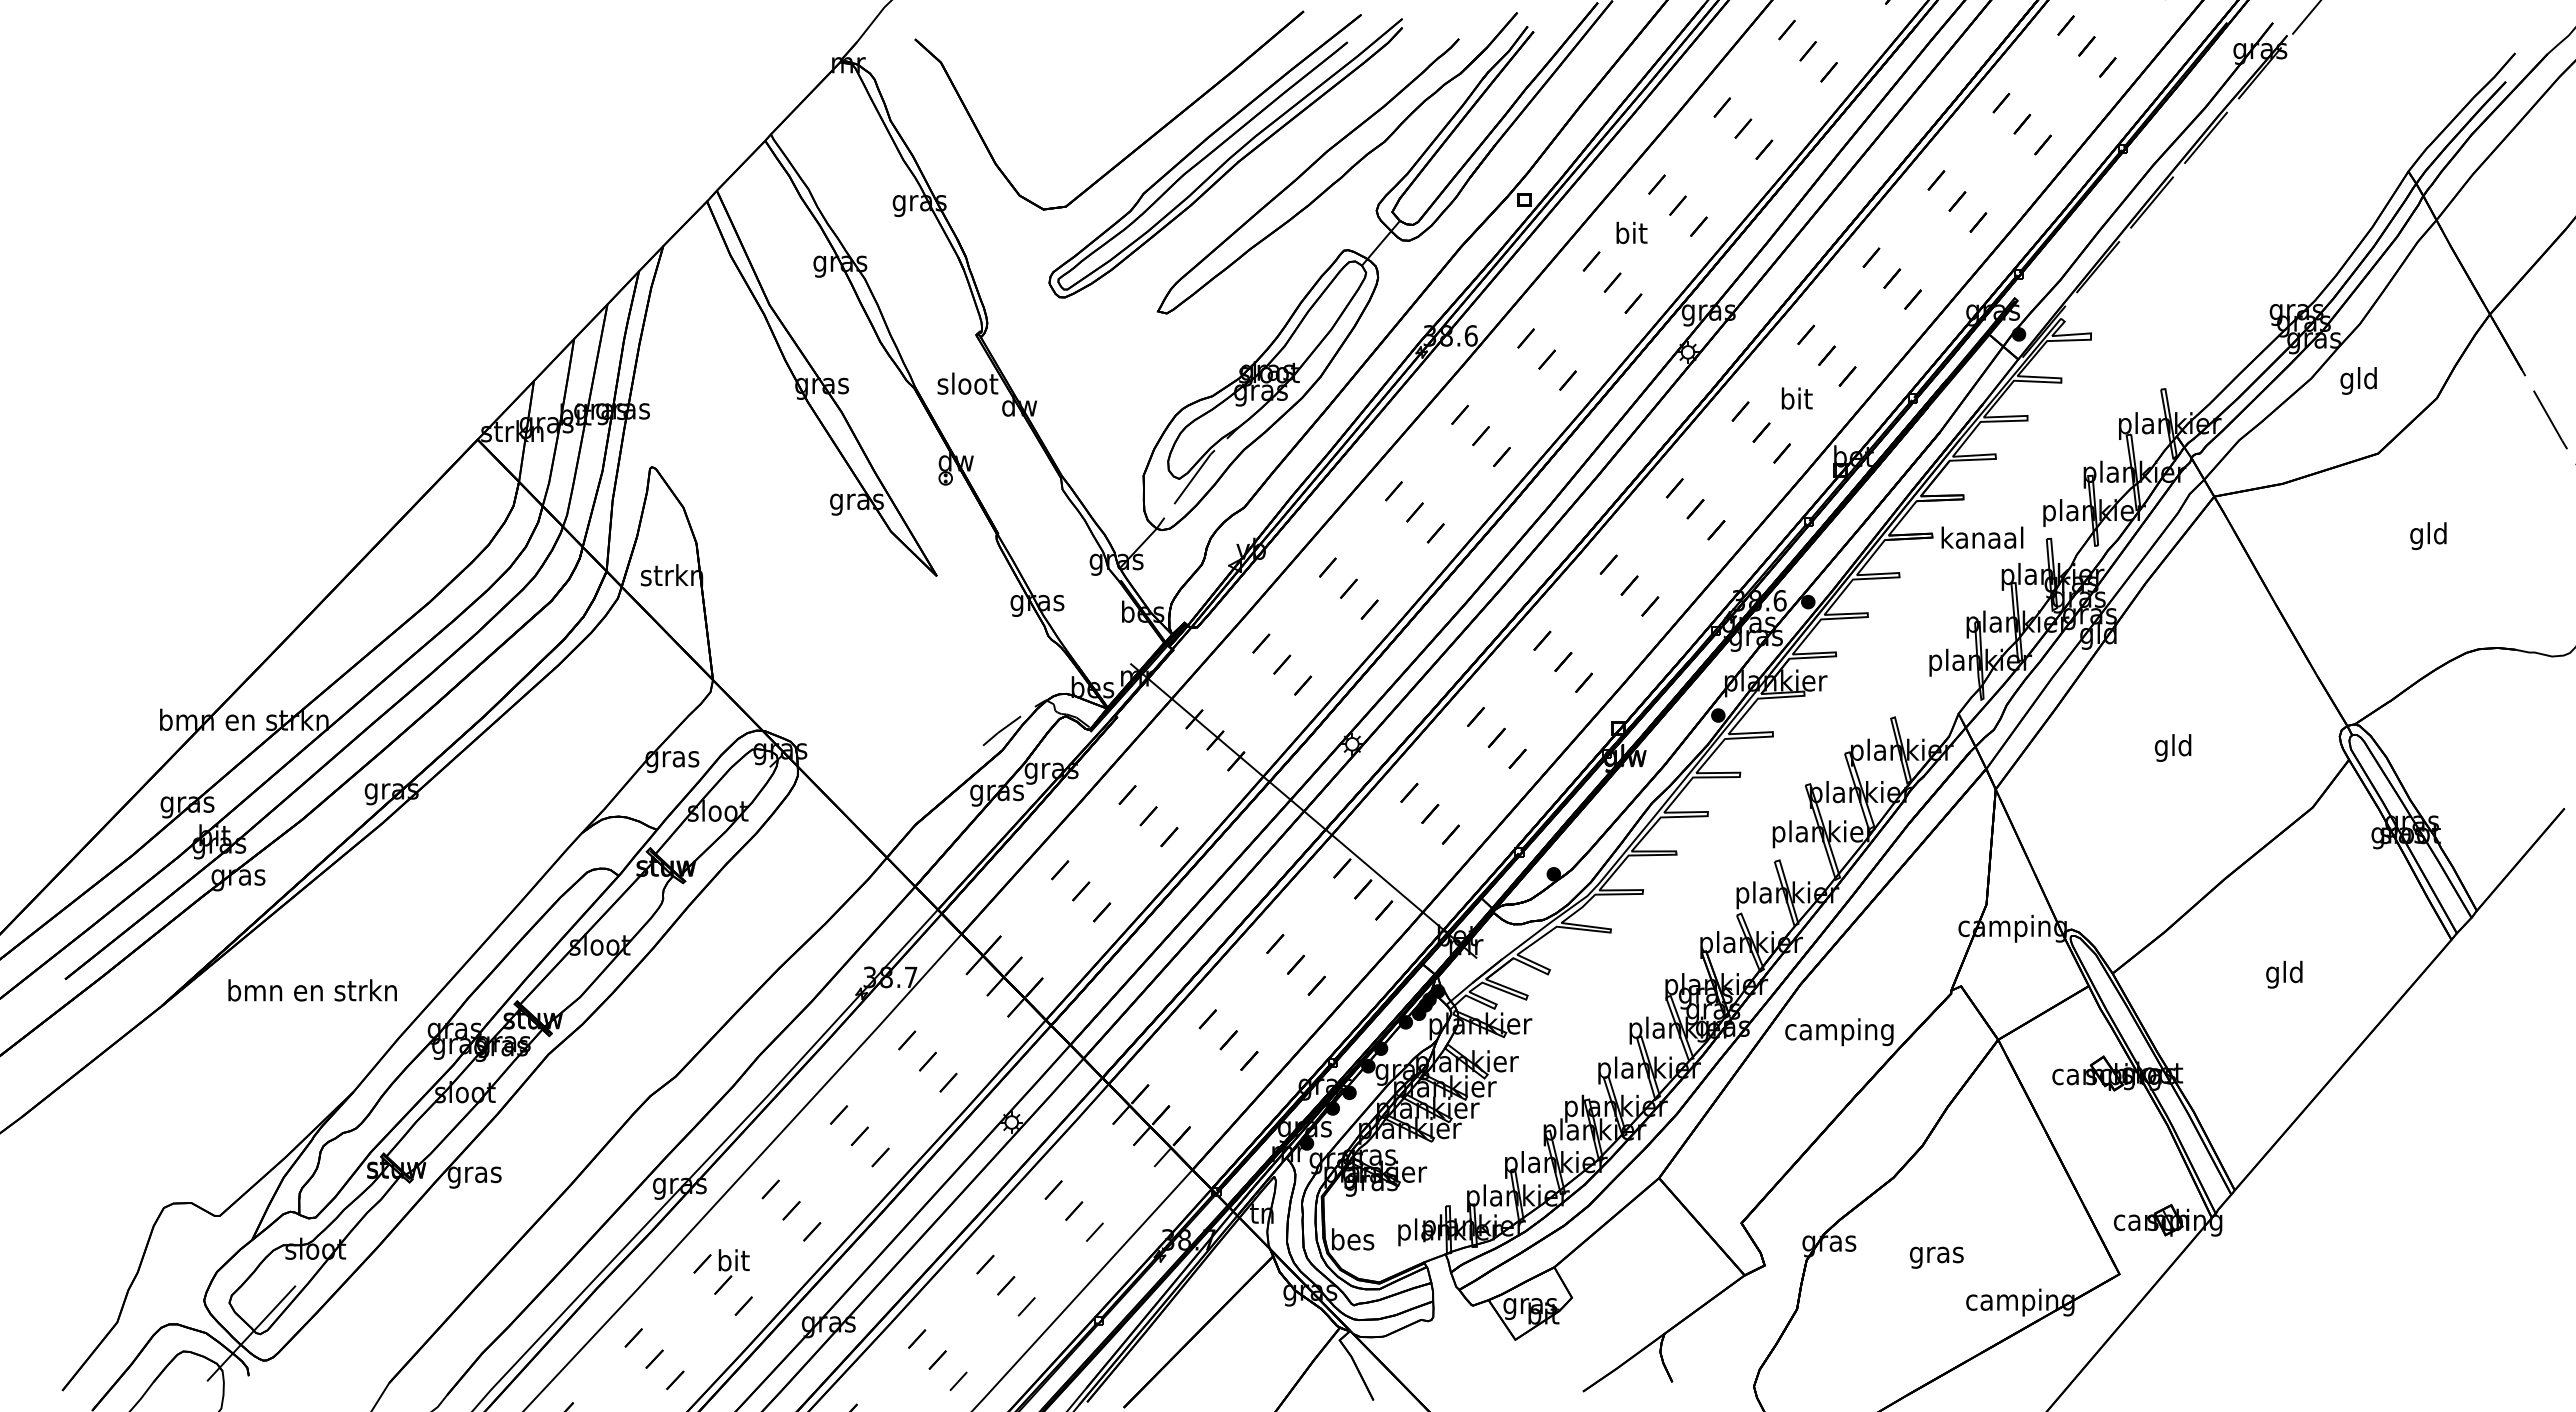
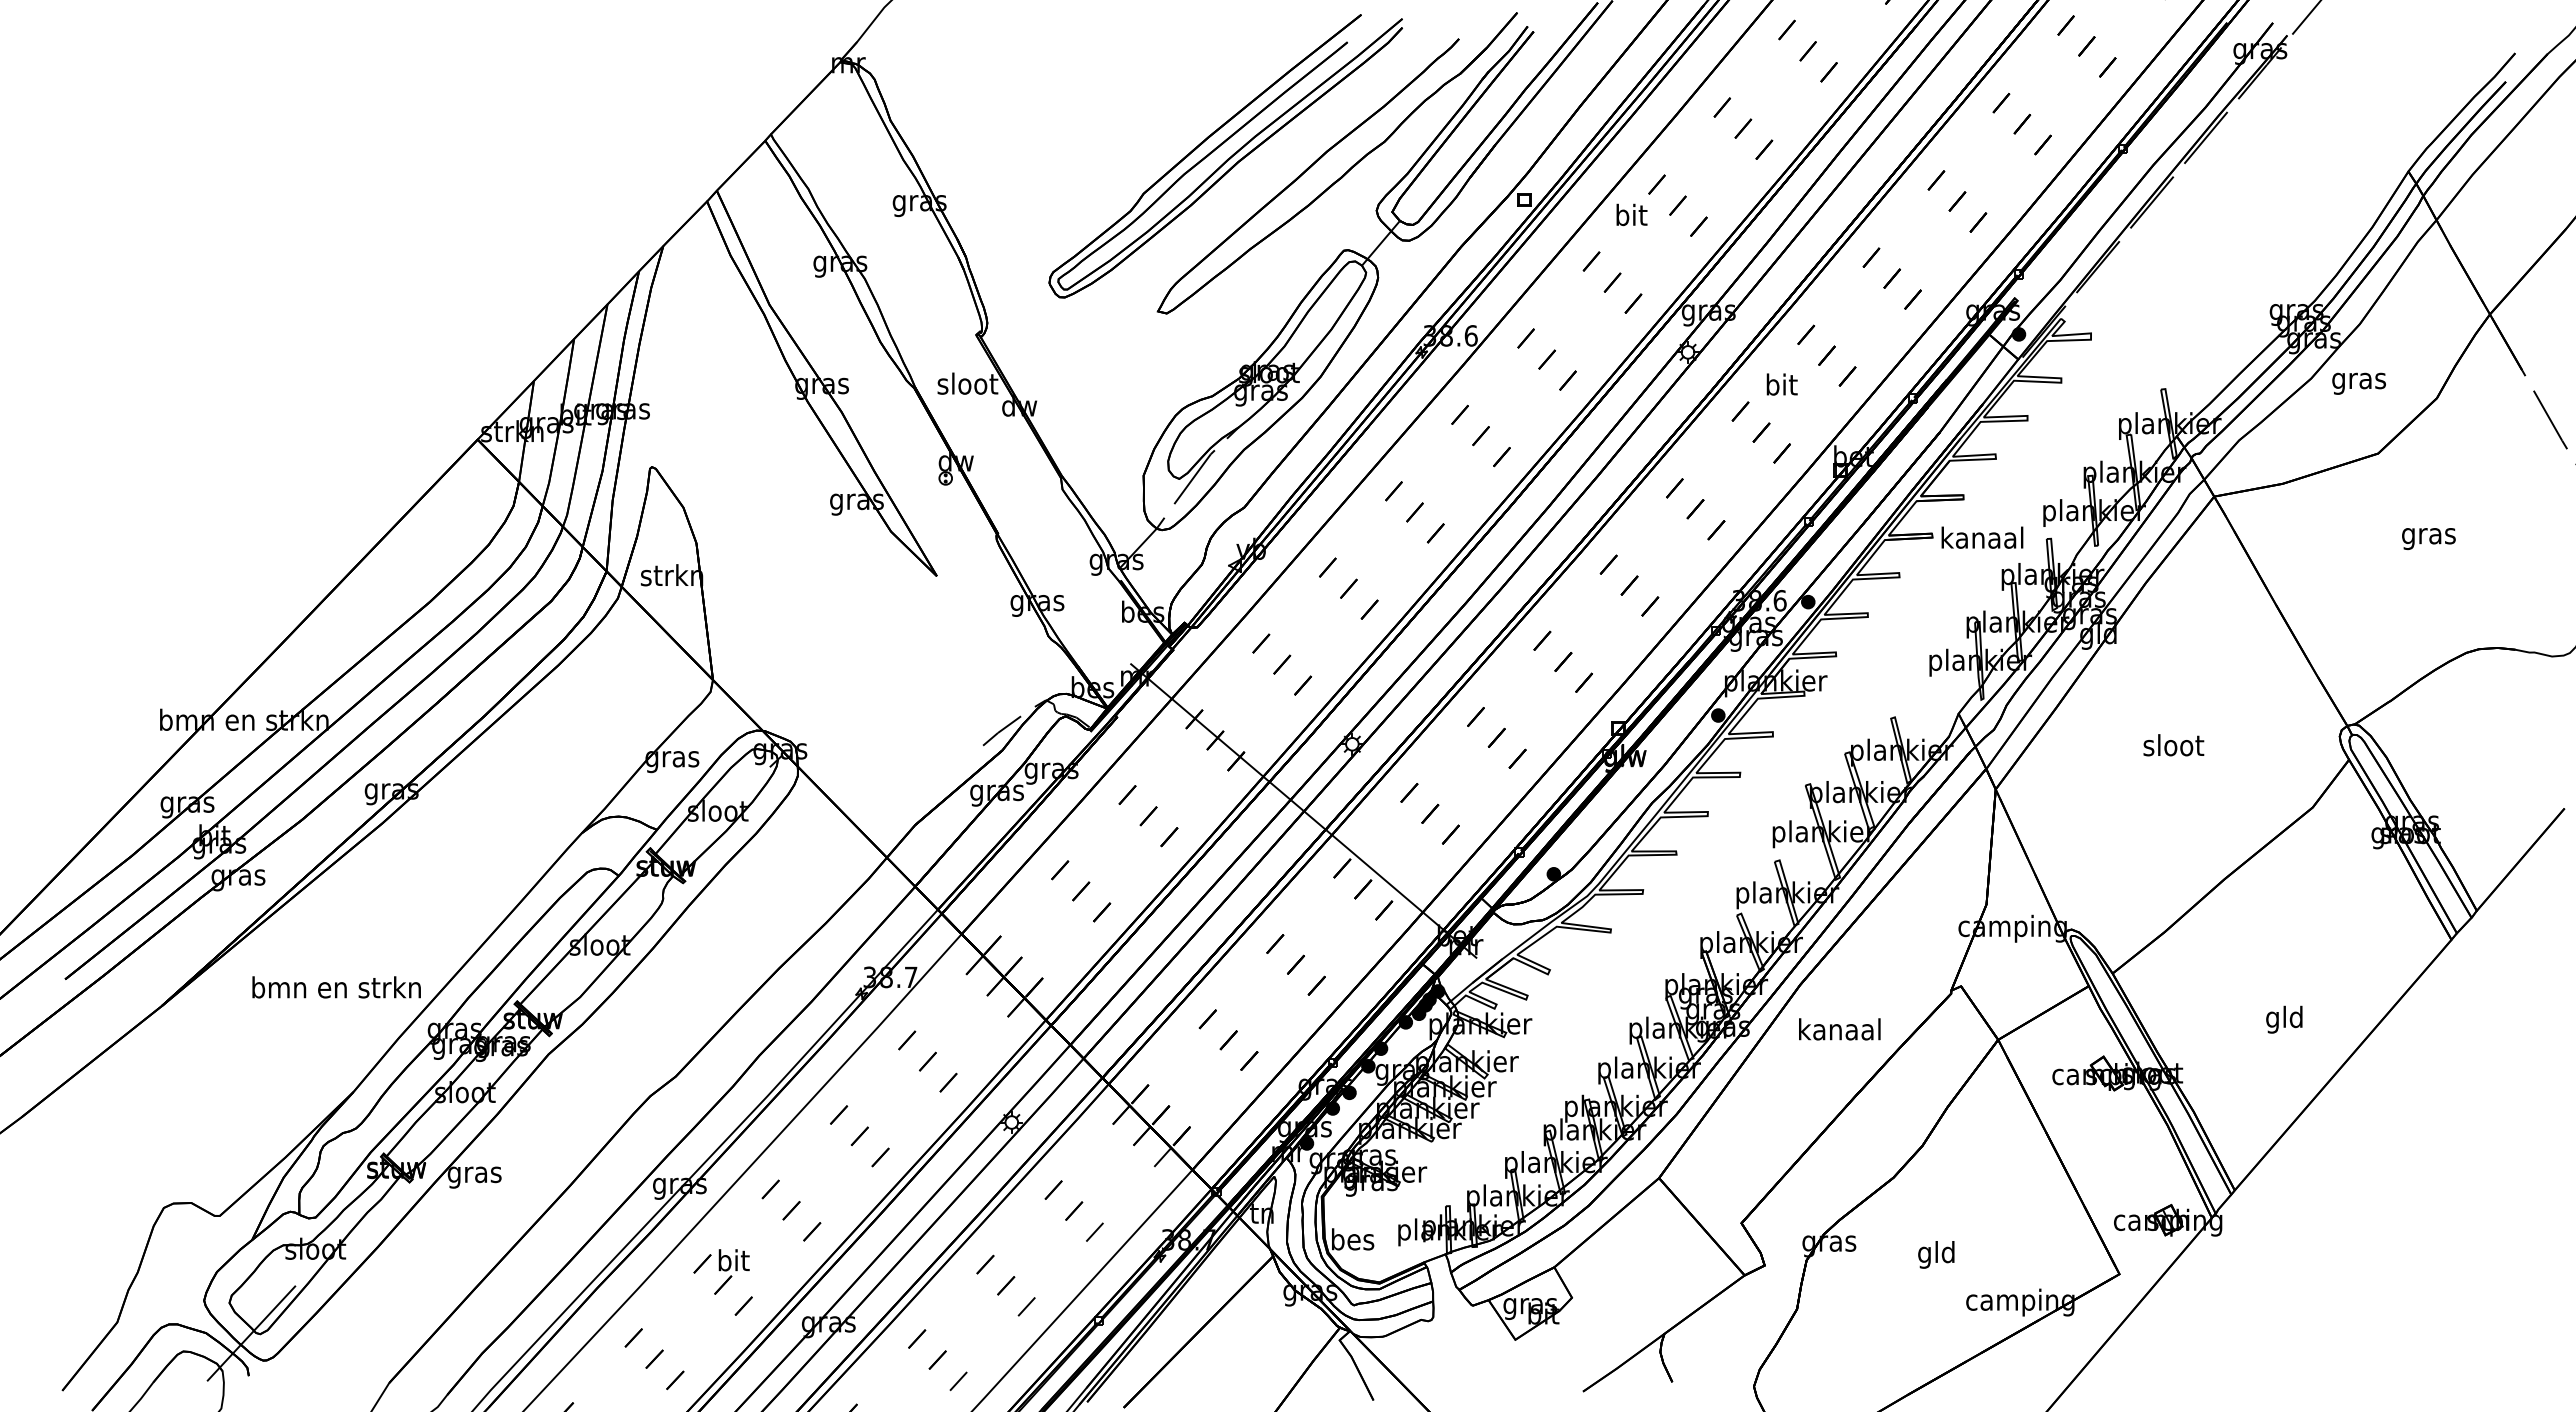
part: present -> none (1141, 143)
text position: (1631, 232) -> (1631, 214) (1631, 214)
text: gld -> gras (2359, 380)
text position: (1796, 398) -> (1781, 384) (1781, 384)
text: gld -> gras (2428, 536)
text: gld -> sloot (2173, 747)
text position: (2284, 974) -> (2284, 1019) (2284, 1019)
text position: (312, 990) -> (336, 987) (336, 987)
text: camping -> kanaal (1839, 1032)
text: gras -> gld (1936, 1254)
